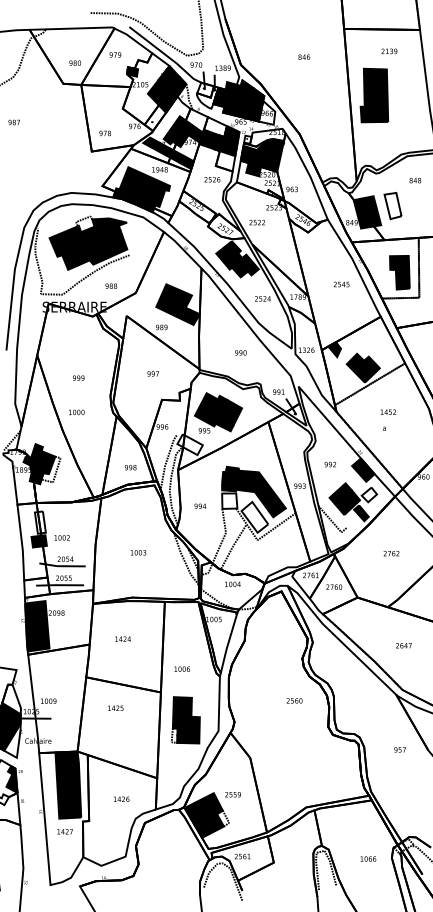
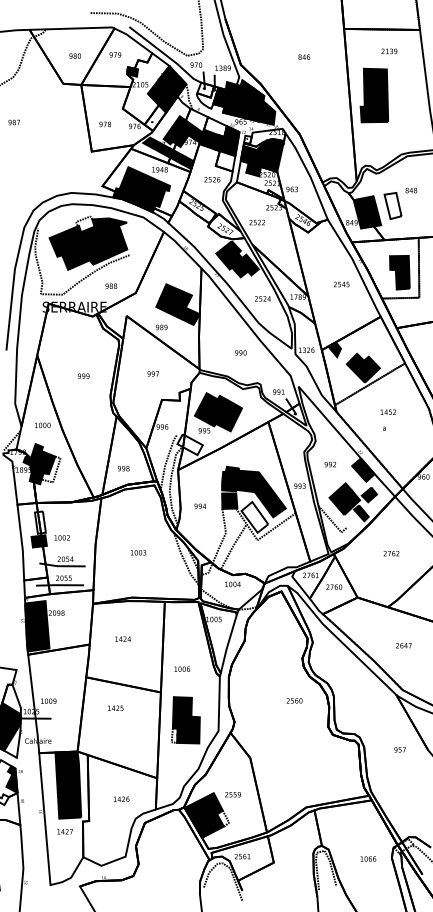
text position: (74, 62) -> (74, 55) (74, 55)
fill: none -> present (266, 112)
text position: (104, 133) -> (104, 124) (104, 124)
text position: (415, 180) -> (411, 190) (411, 190)
text position: (78, 377) -> (83, 375) (83, 375)
text position: (76, 412) -> (42, 425) (42, 425)
text position: (130, 467) -> (123, 468) (123, 468)
fill: none -> present (369, 494)
fill: none -> present (229, 500)
